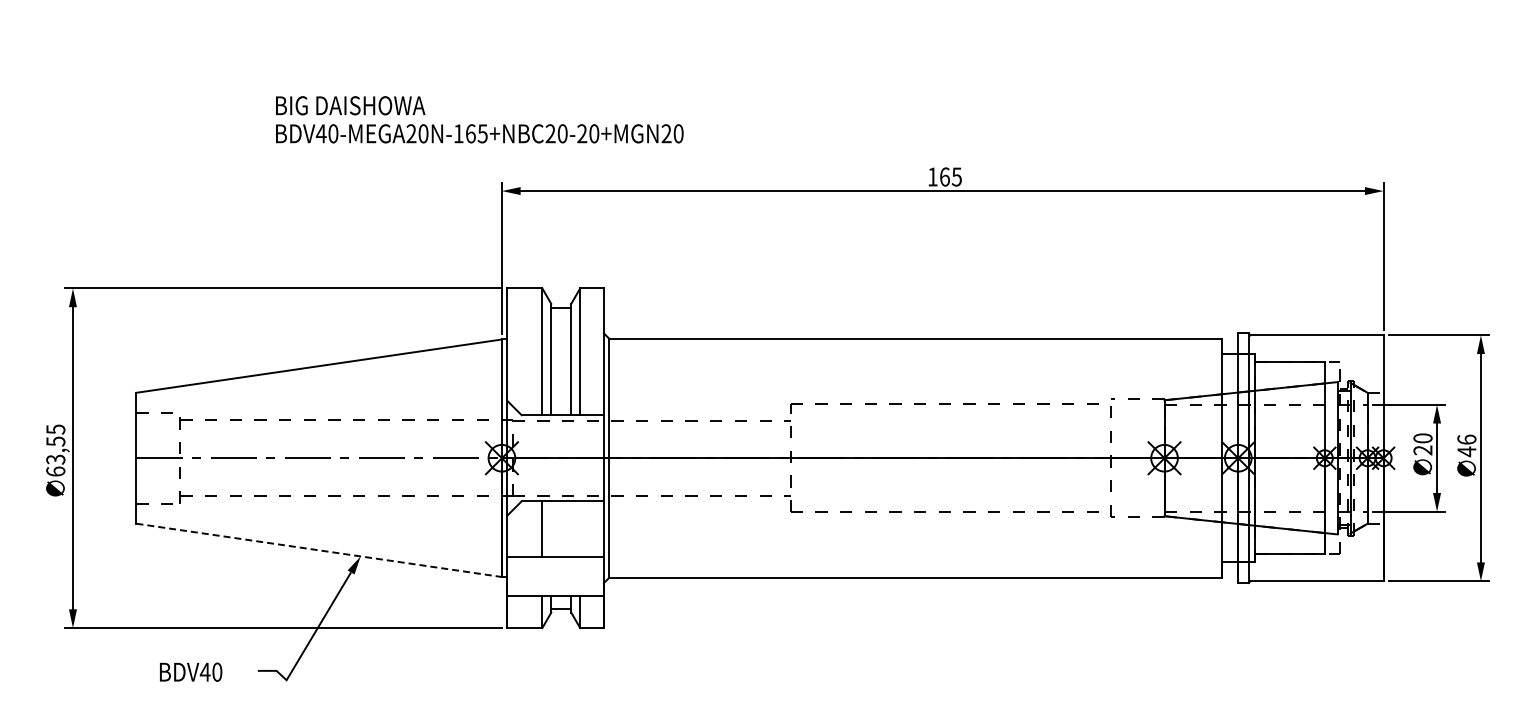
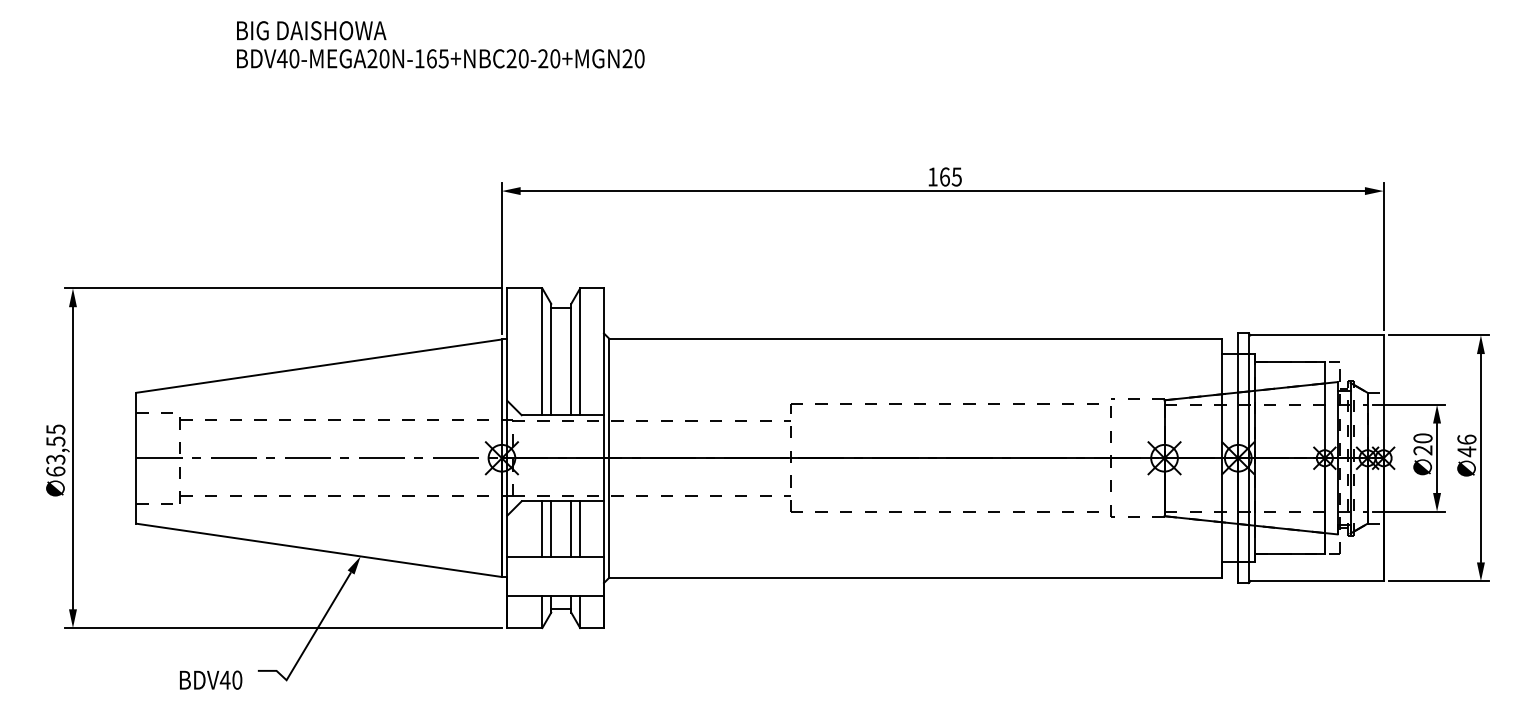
text position: (479, 119) -> (440, 44) (440, 44)
line: none -> present (551, 529)
line: none -> present (571, 529)
line: none -> present (580, 529)
line: dashed -> solid (319, 550)
text position: (191, 671) -> (211, 679) (211, 679)
